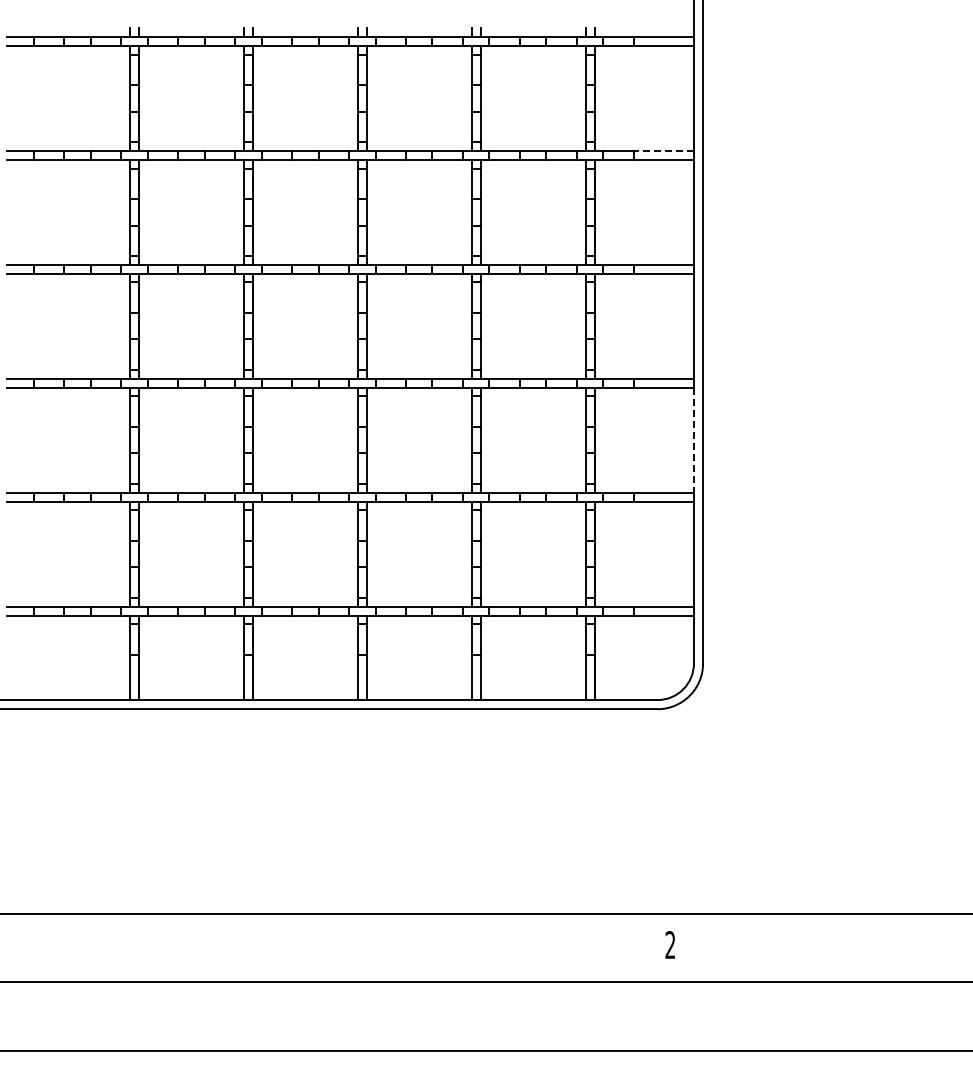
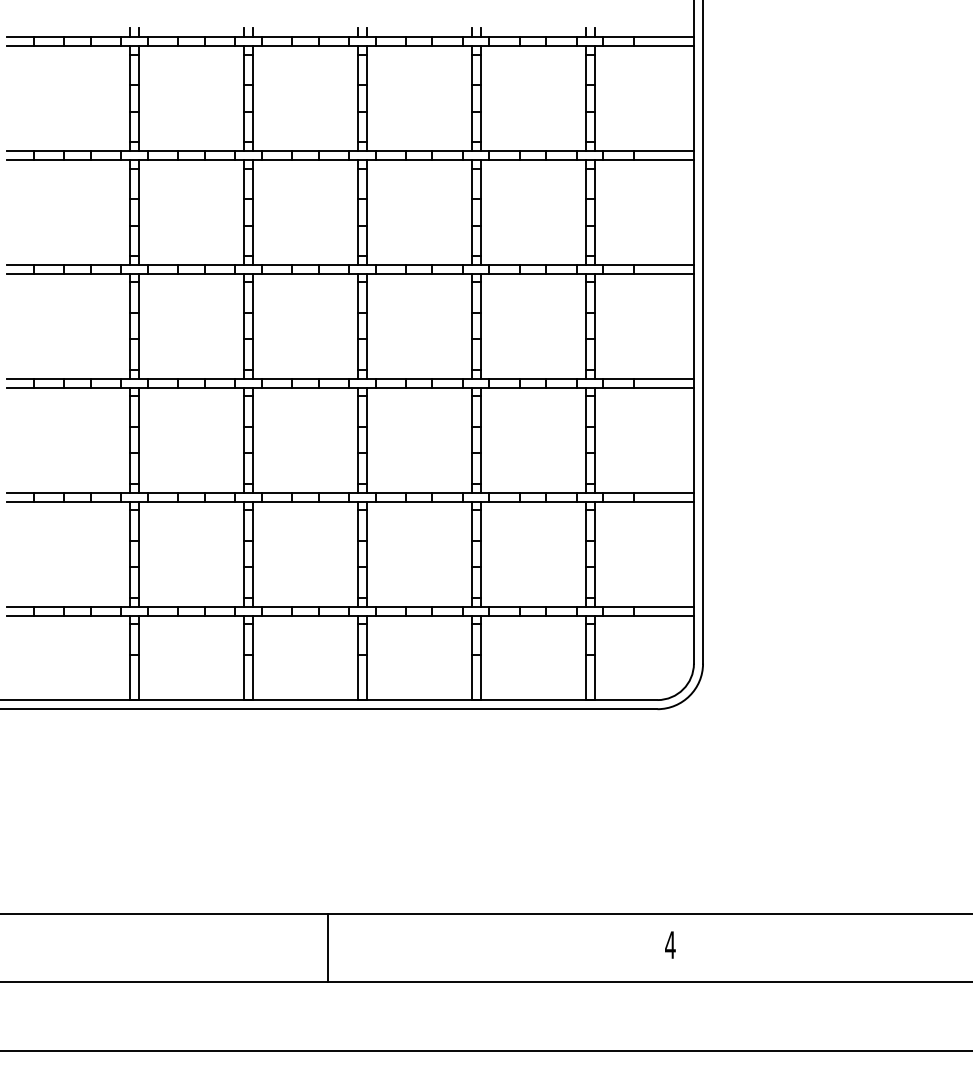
line: dashed -> solid (663, 150)
line: dashed -> solid (693, 440)
text: 2 -> 4 (670, 944)
line: none -> present (328, 947)
